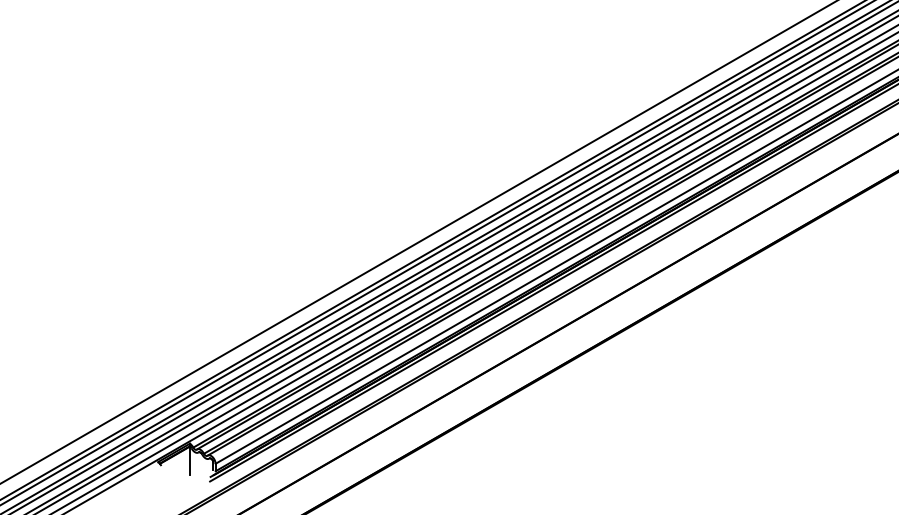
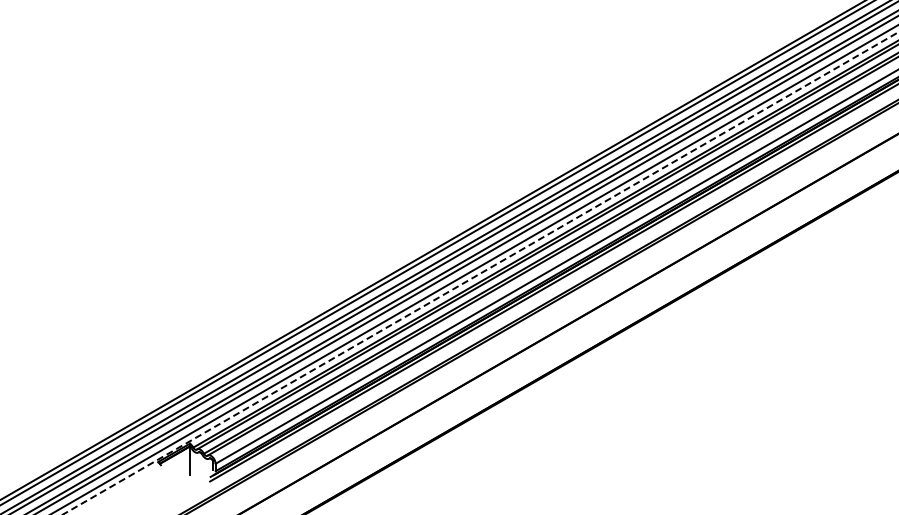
line: present -> none (418, 242)
line: solid -> dashed (480, 273)
